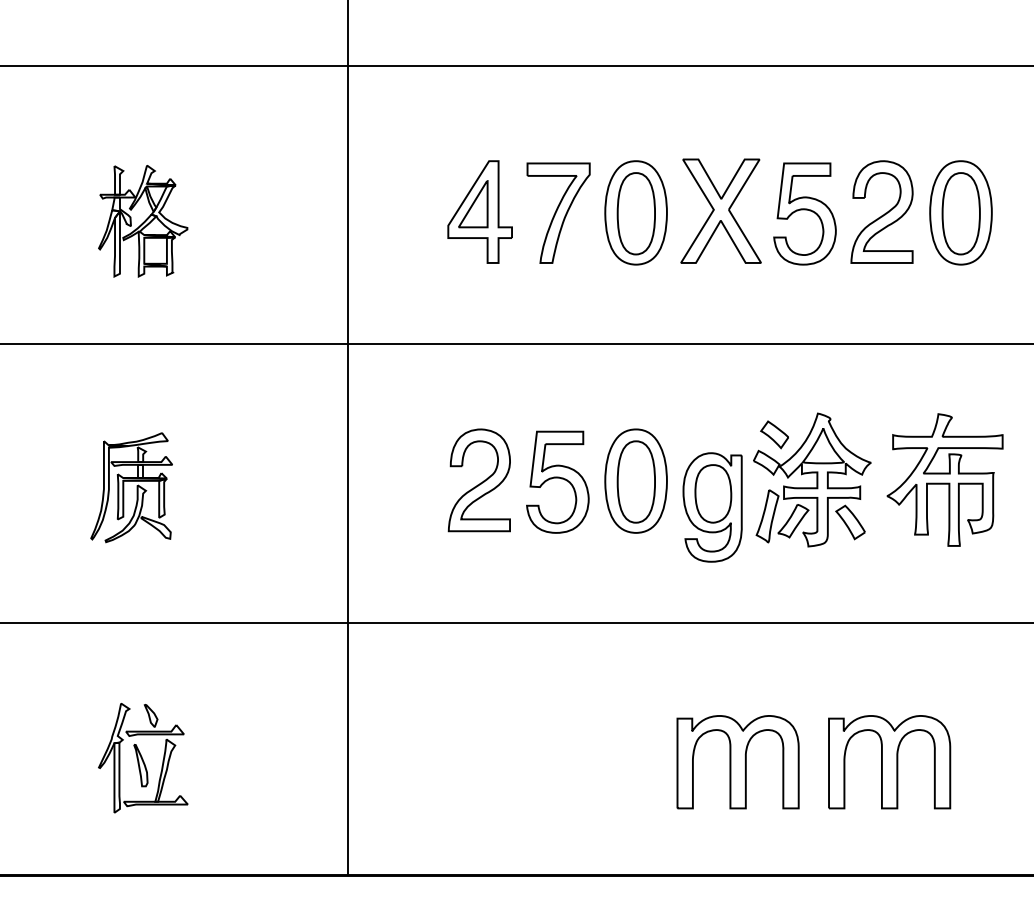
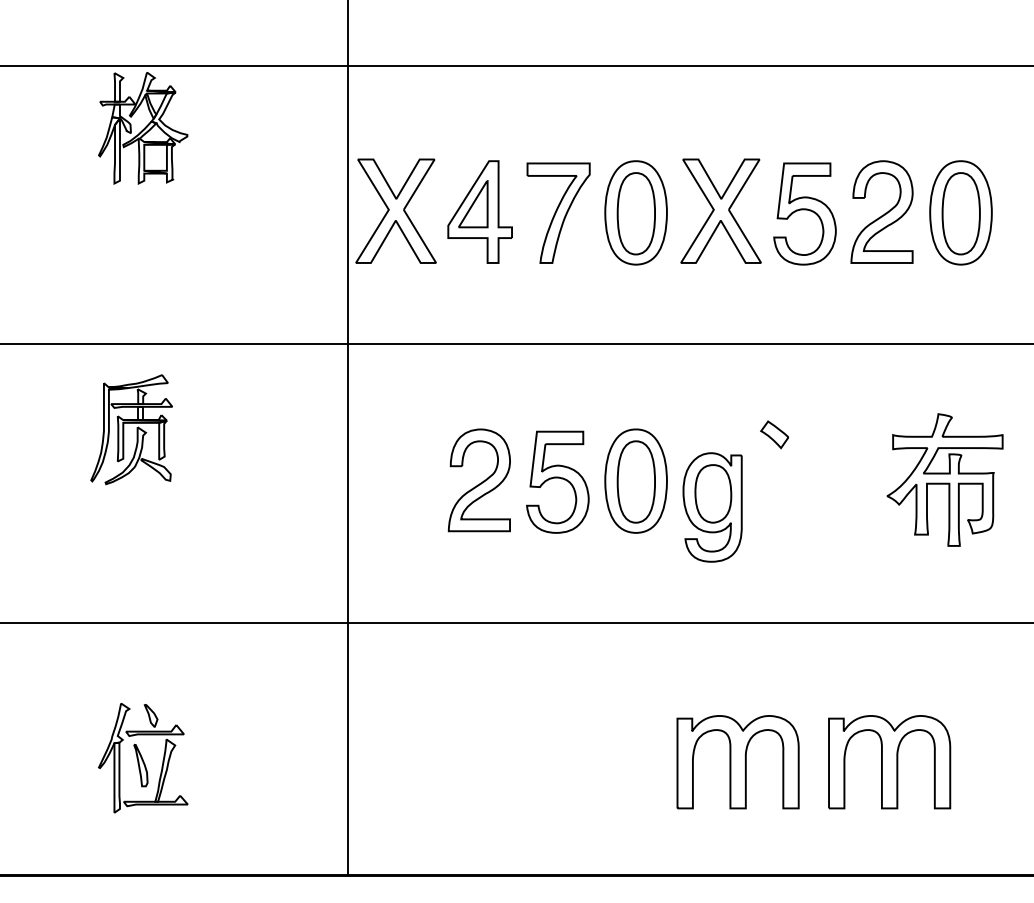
part: none -> present (395, 210)
part position: (143, 221) -> (143, 128) (143, 128)
part: present -> none (812, 479)
part position: (131, 487) -> (131, 429) (131, 429)
